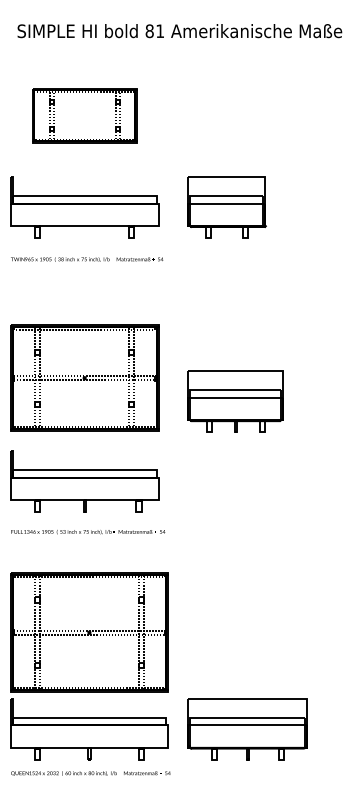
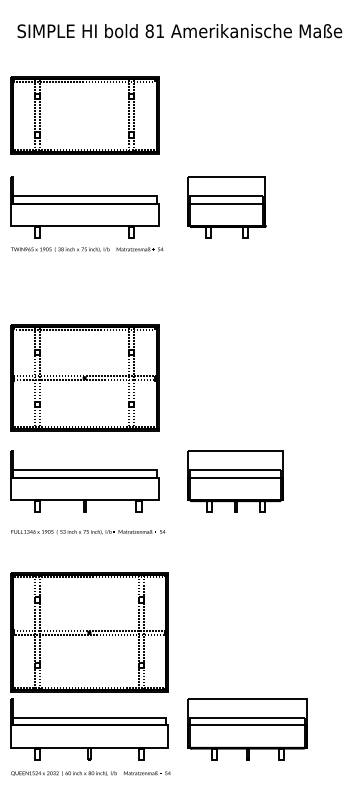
part size: 106x56 px -> 150x79 px (84, 115)
text position: (87, 259) -> (87, 249) (87, 249)
part position: (235, 401) -> (235, 481) (235, 481)
